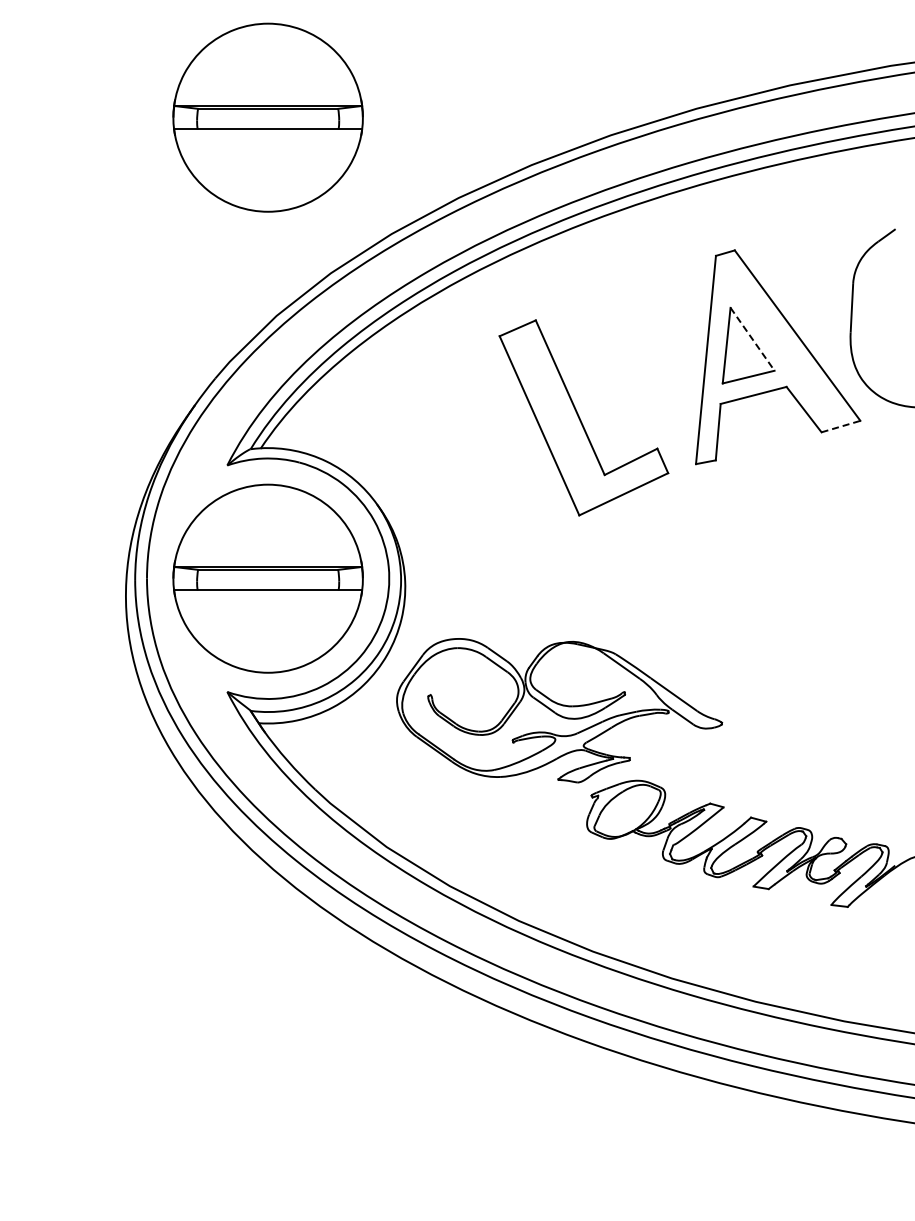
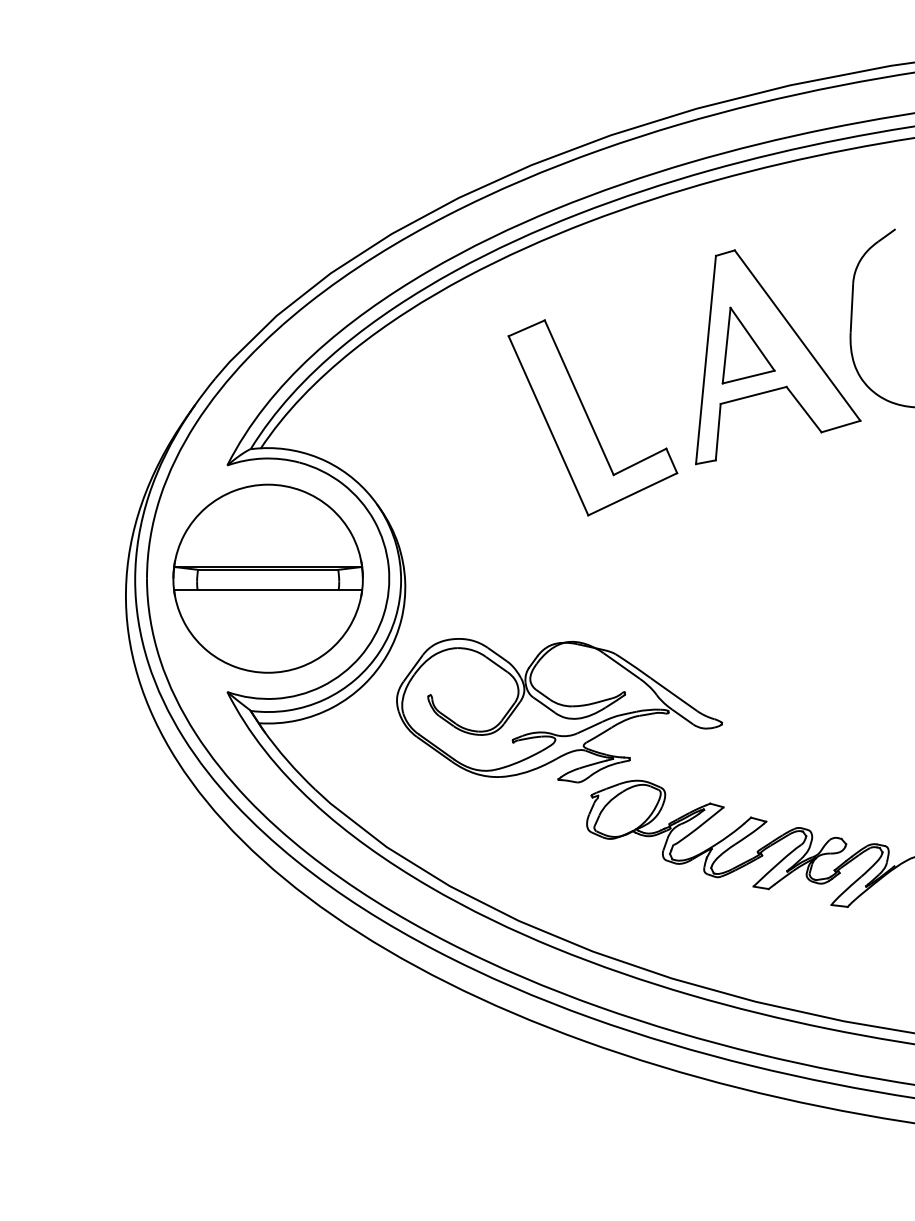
part: present -> none (267, 117)
line: dashed -> solid (752, 339)
part position: (583, 417) -> (592, 417) (592, 417)
line: dashed -> solid (841, 426)
